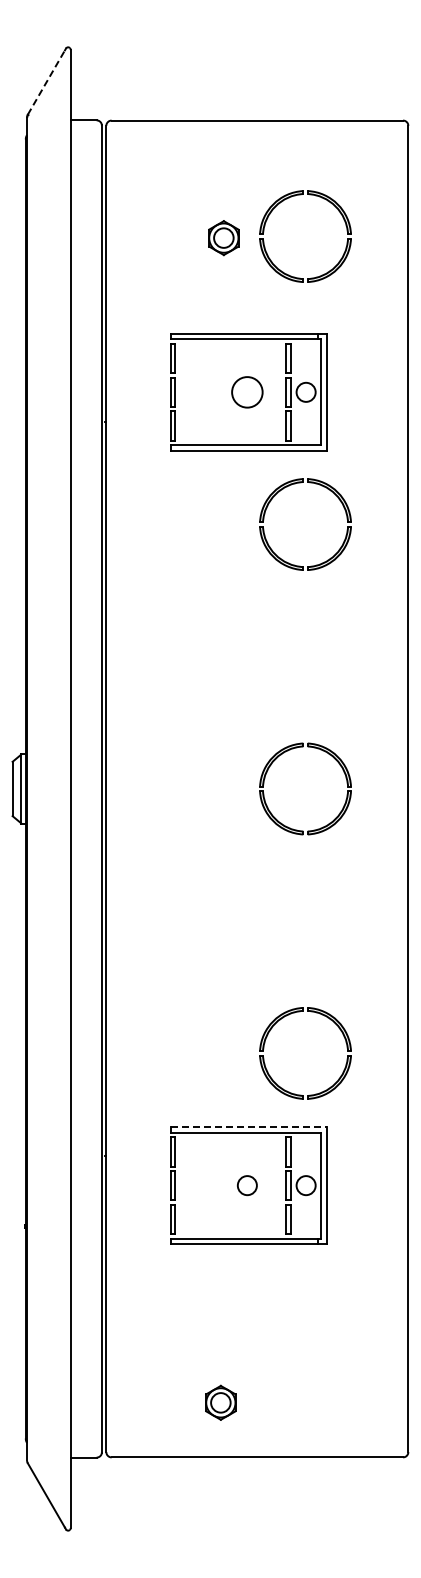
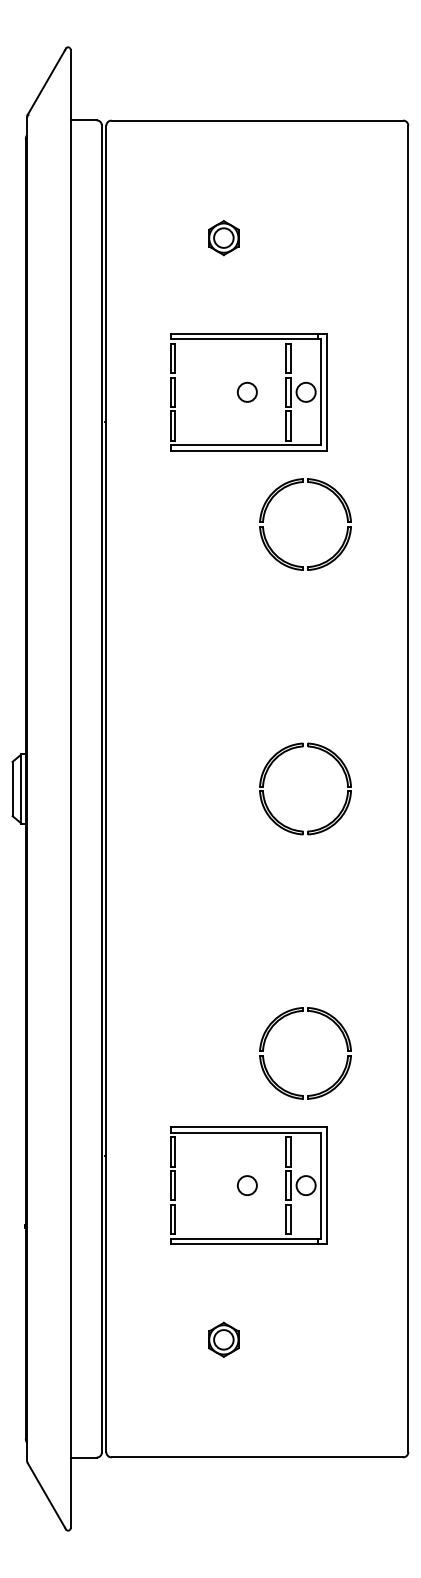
line: dashed -> solid (46, 82)
part: present -> none (287, 199)
circle diameter: 31 px -> 19 px (246, 391)
line: dashed -> solid (248, 1126)
part position: (220, 1402) -> (223, 1339) (223, 1339)
